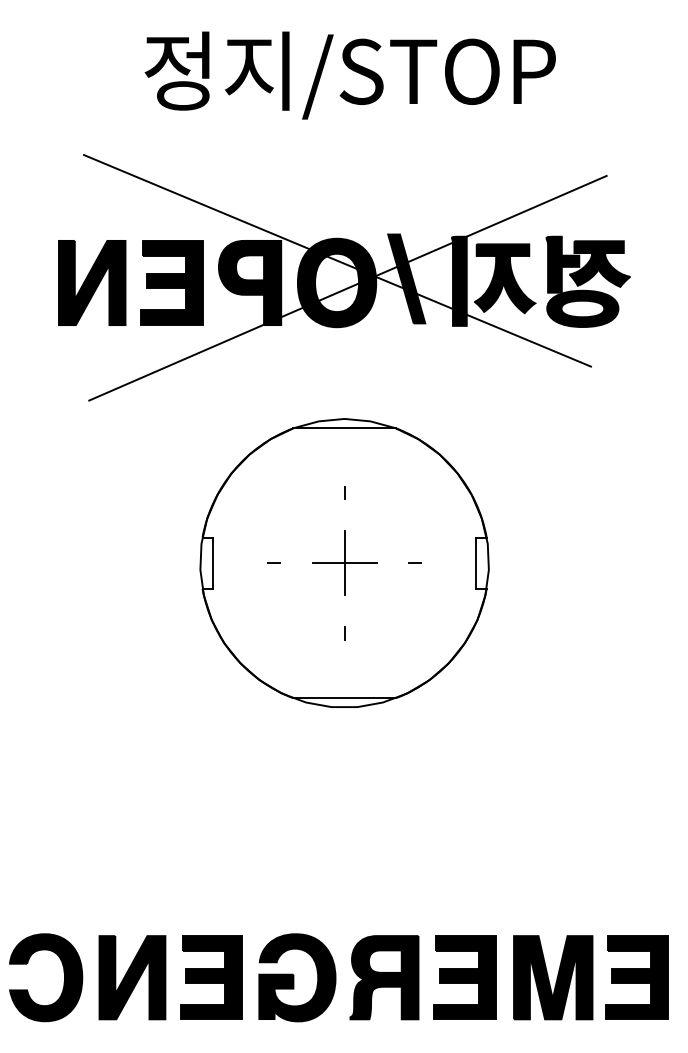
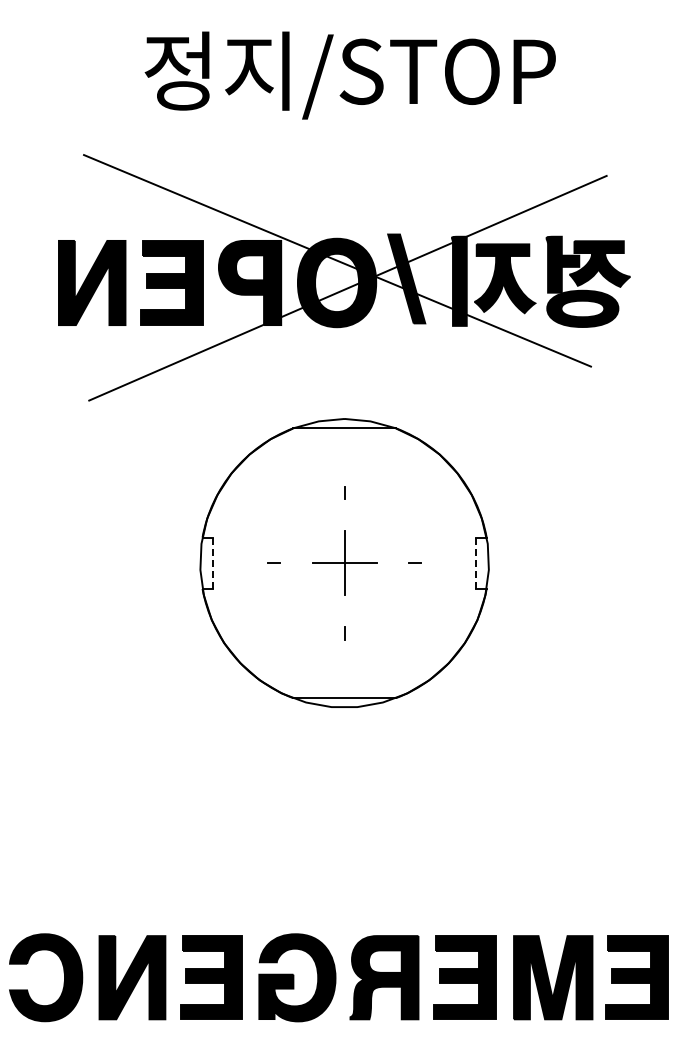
line: solid -> dashed (213, 563)
line: solid -> dashed (476, 563)
